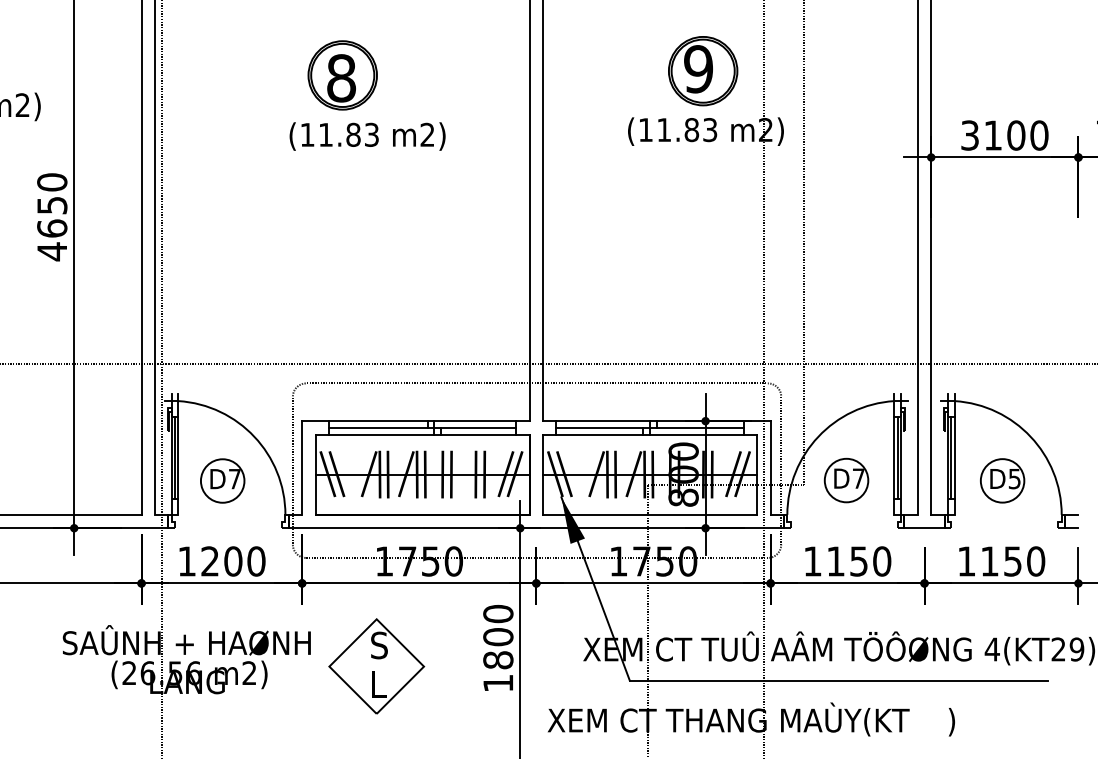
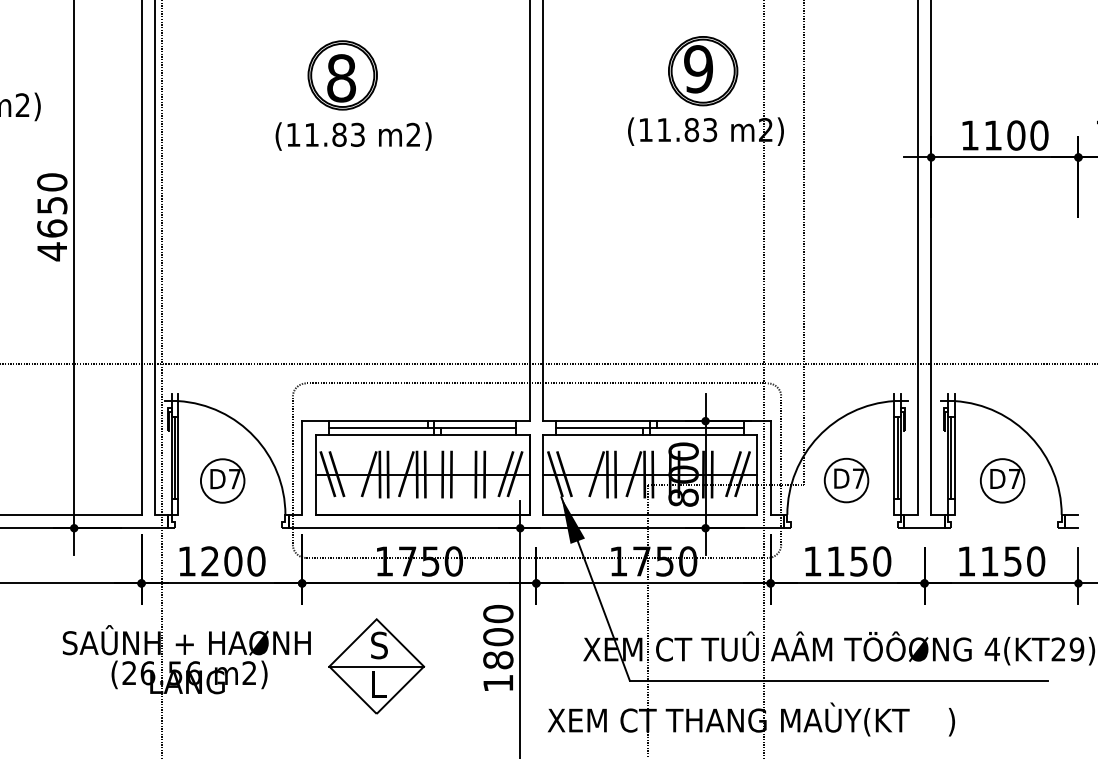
text: 3100 -> 1100 (969, 135)
text position: (367, 136) -> (353, 136) (353, 136)
text: D5 -> D7 (1014, 479)
line: none -> present (376, 666)
